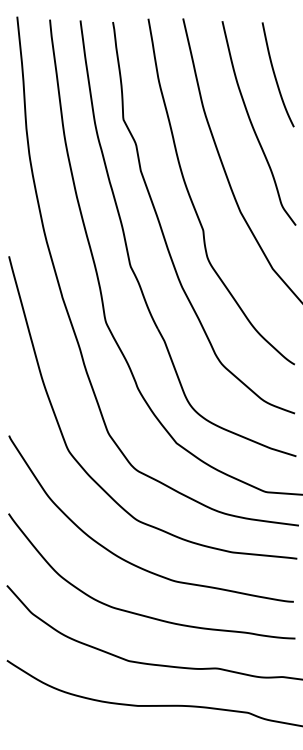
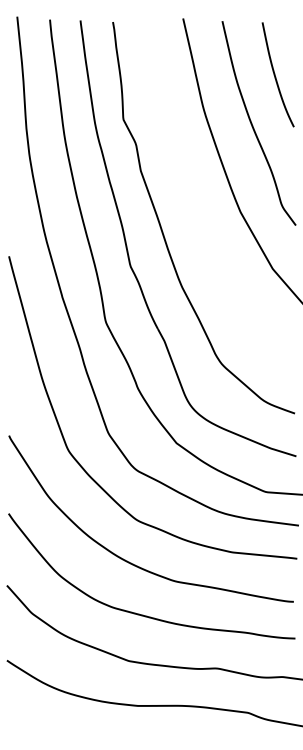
curve: present -> none (193, 202)
